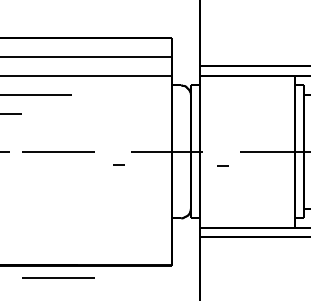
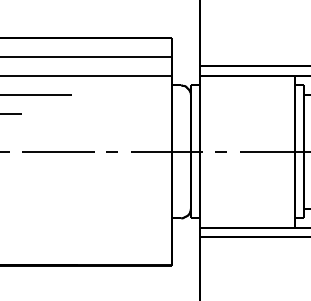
line position: (118, 164) -> (111, 151) (111, 151)
line position: (222, 165) -> (220, 151) (220, 151)
line: present -> none (58, 277)
